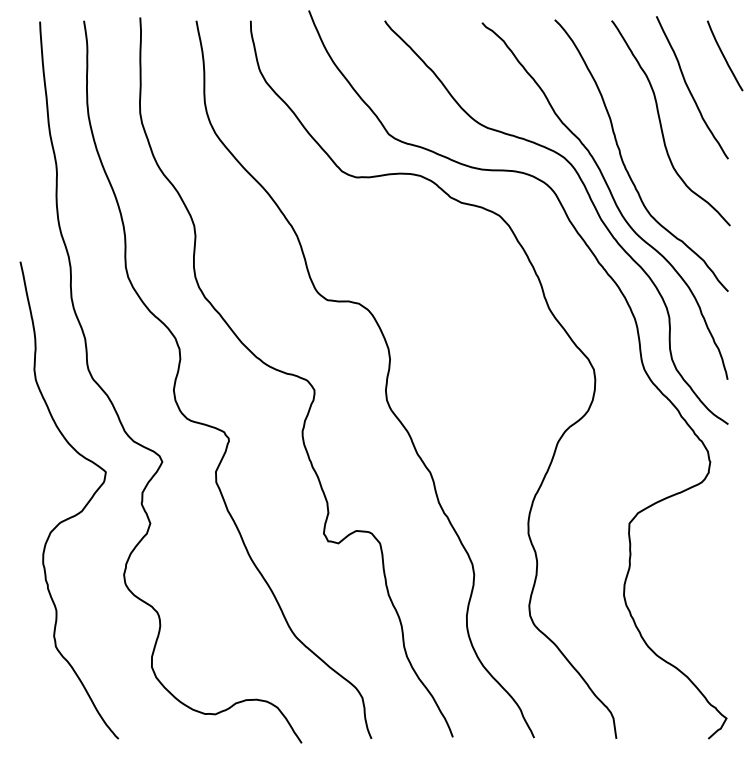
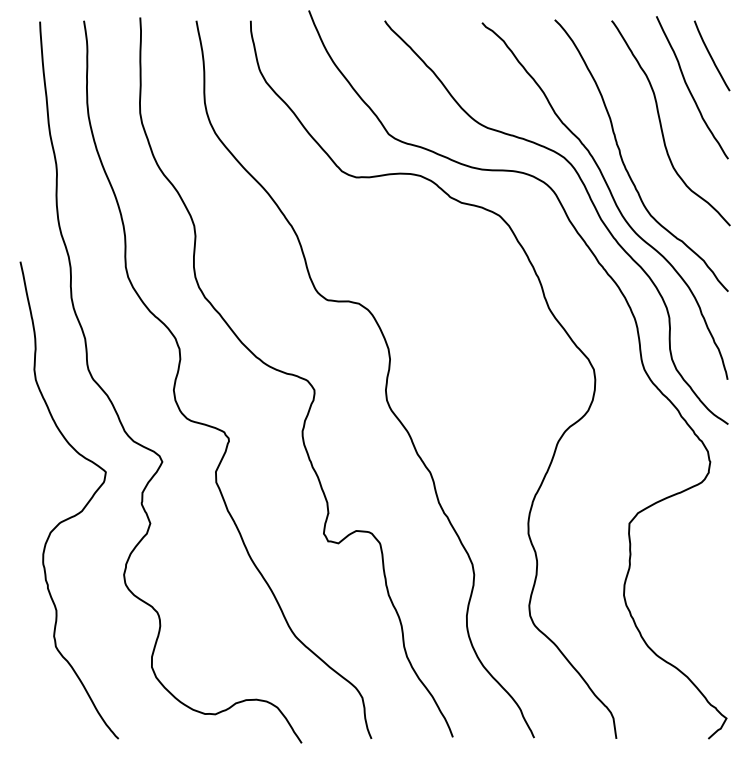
curve position: (724, 55) -> (711, 55) (711, 55)
